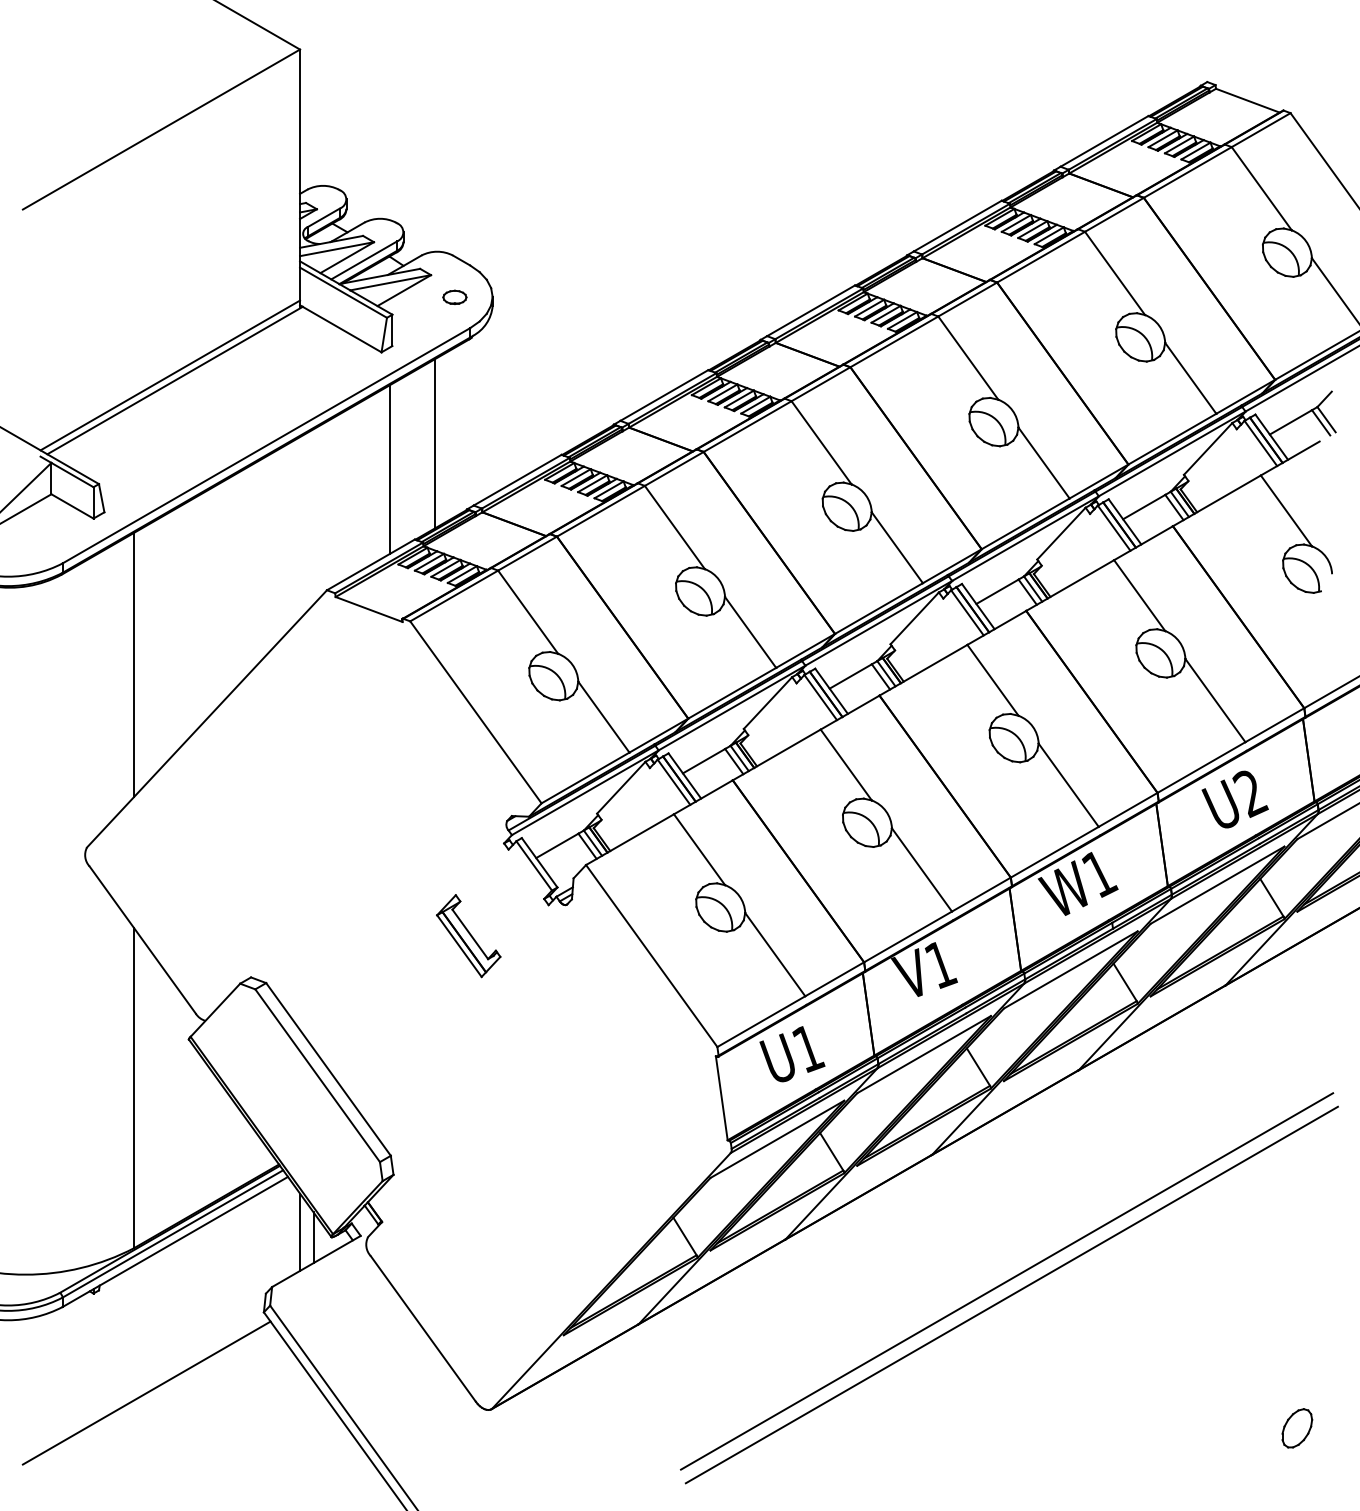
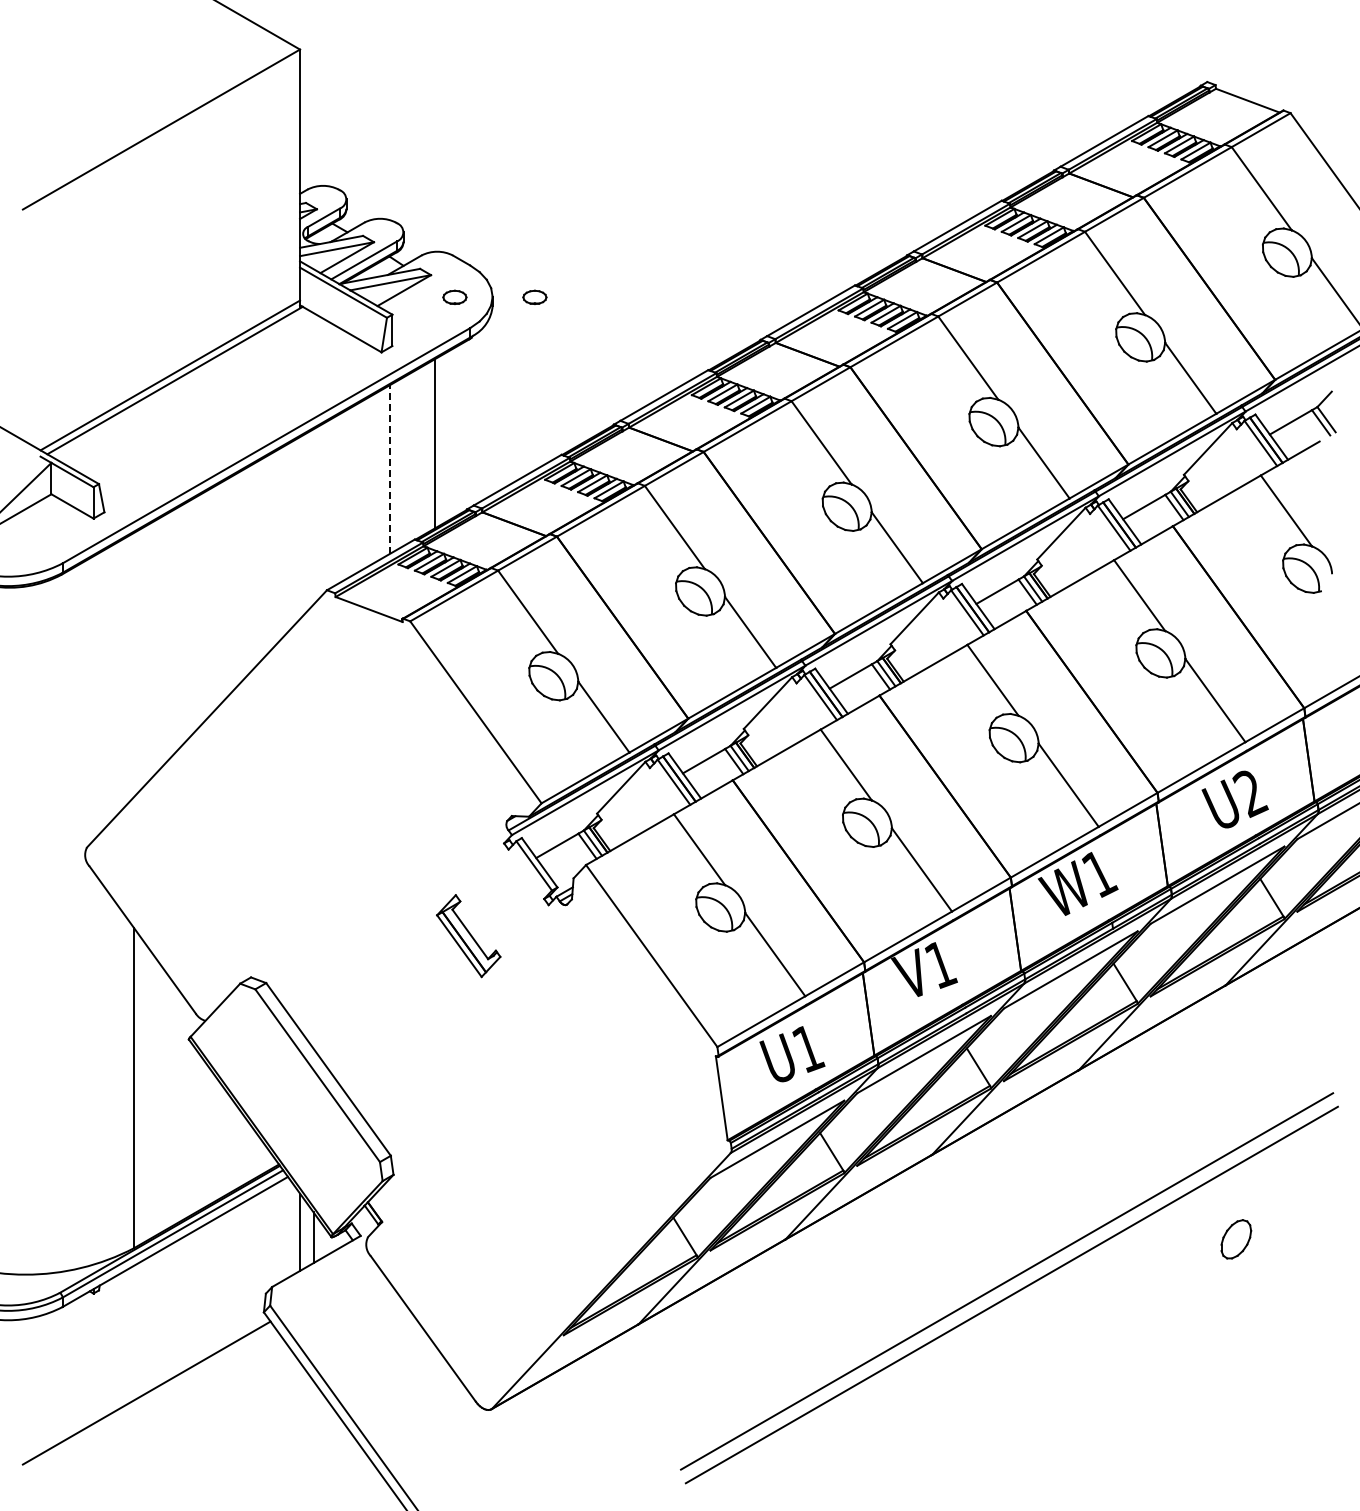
part: none -> present (534, 296)
line: solid -> dashed (389, 469)
line: present -> none (134, 664)
part position: (1297, 1428) -> (1236, 1239) (1236, 1239)
